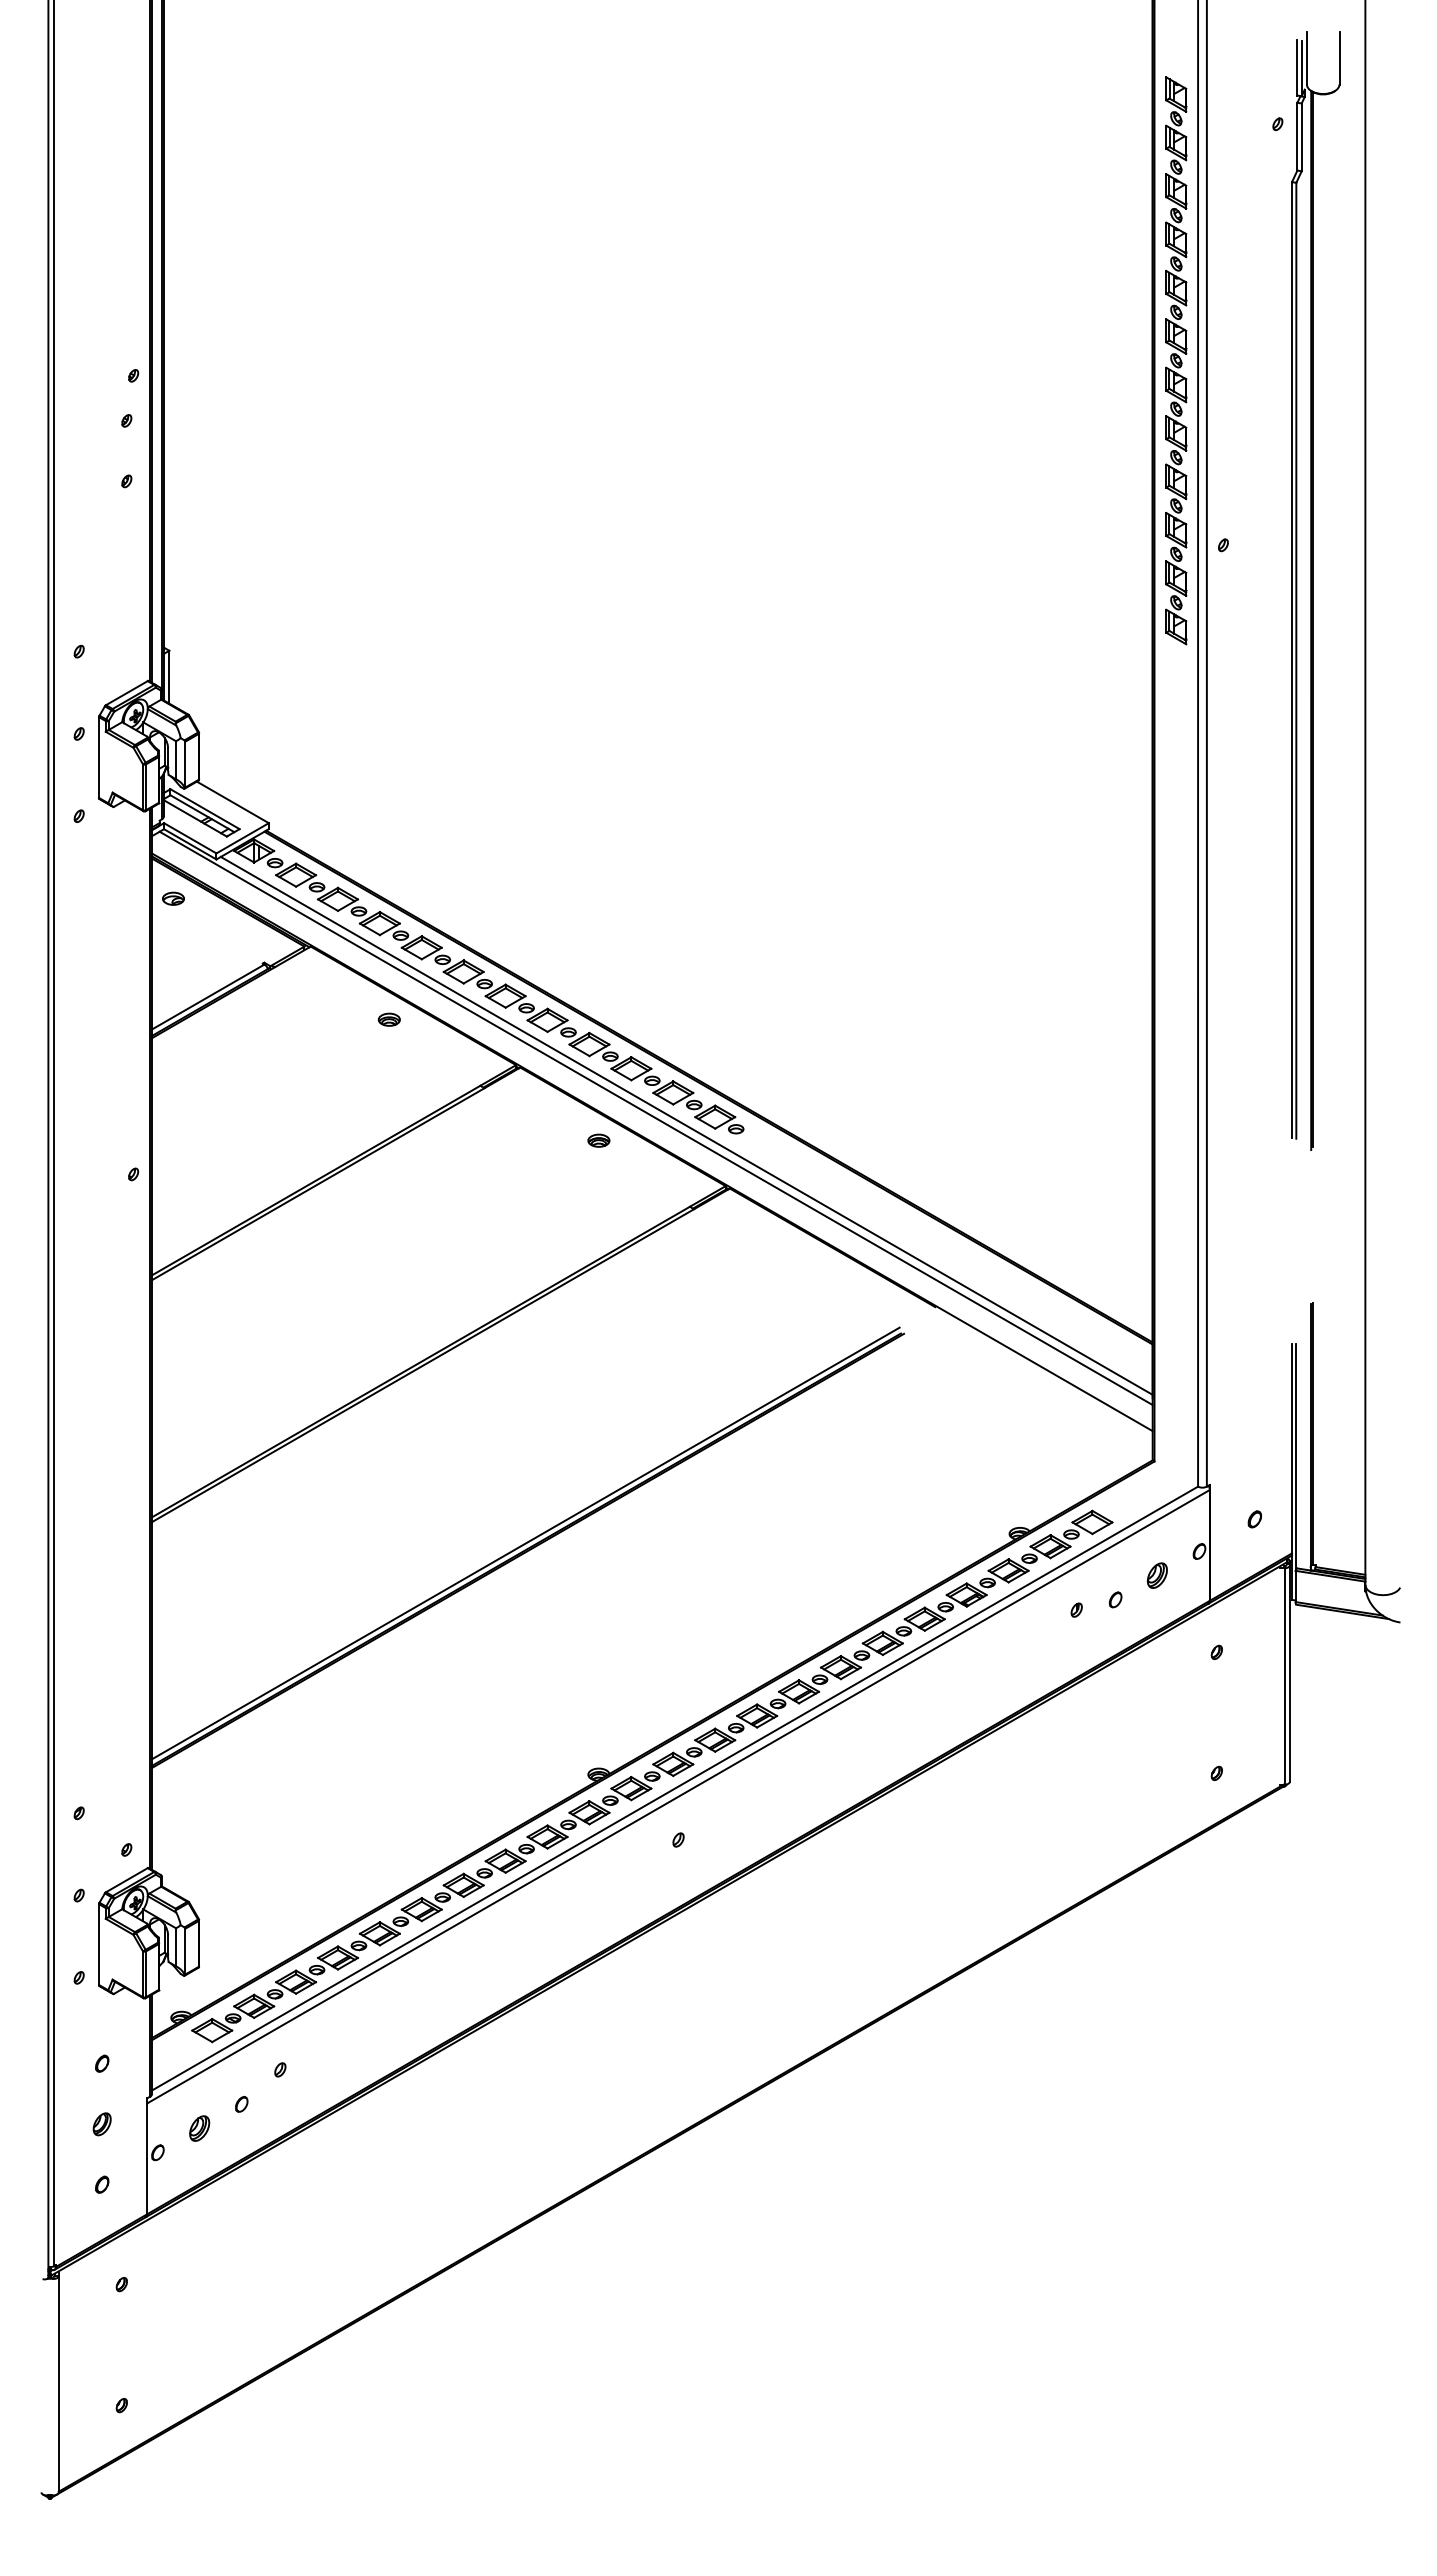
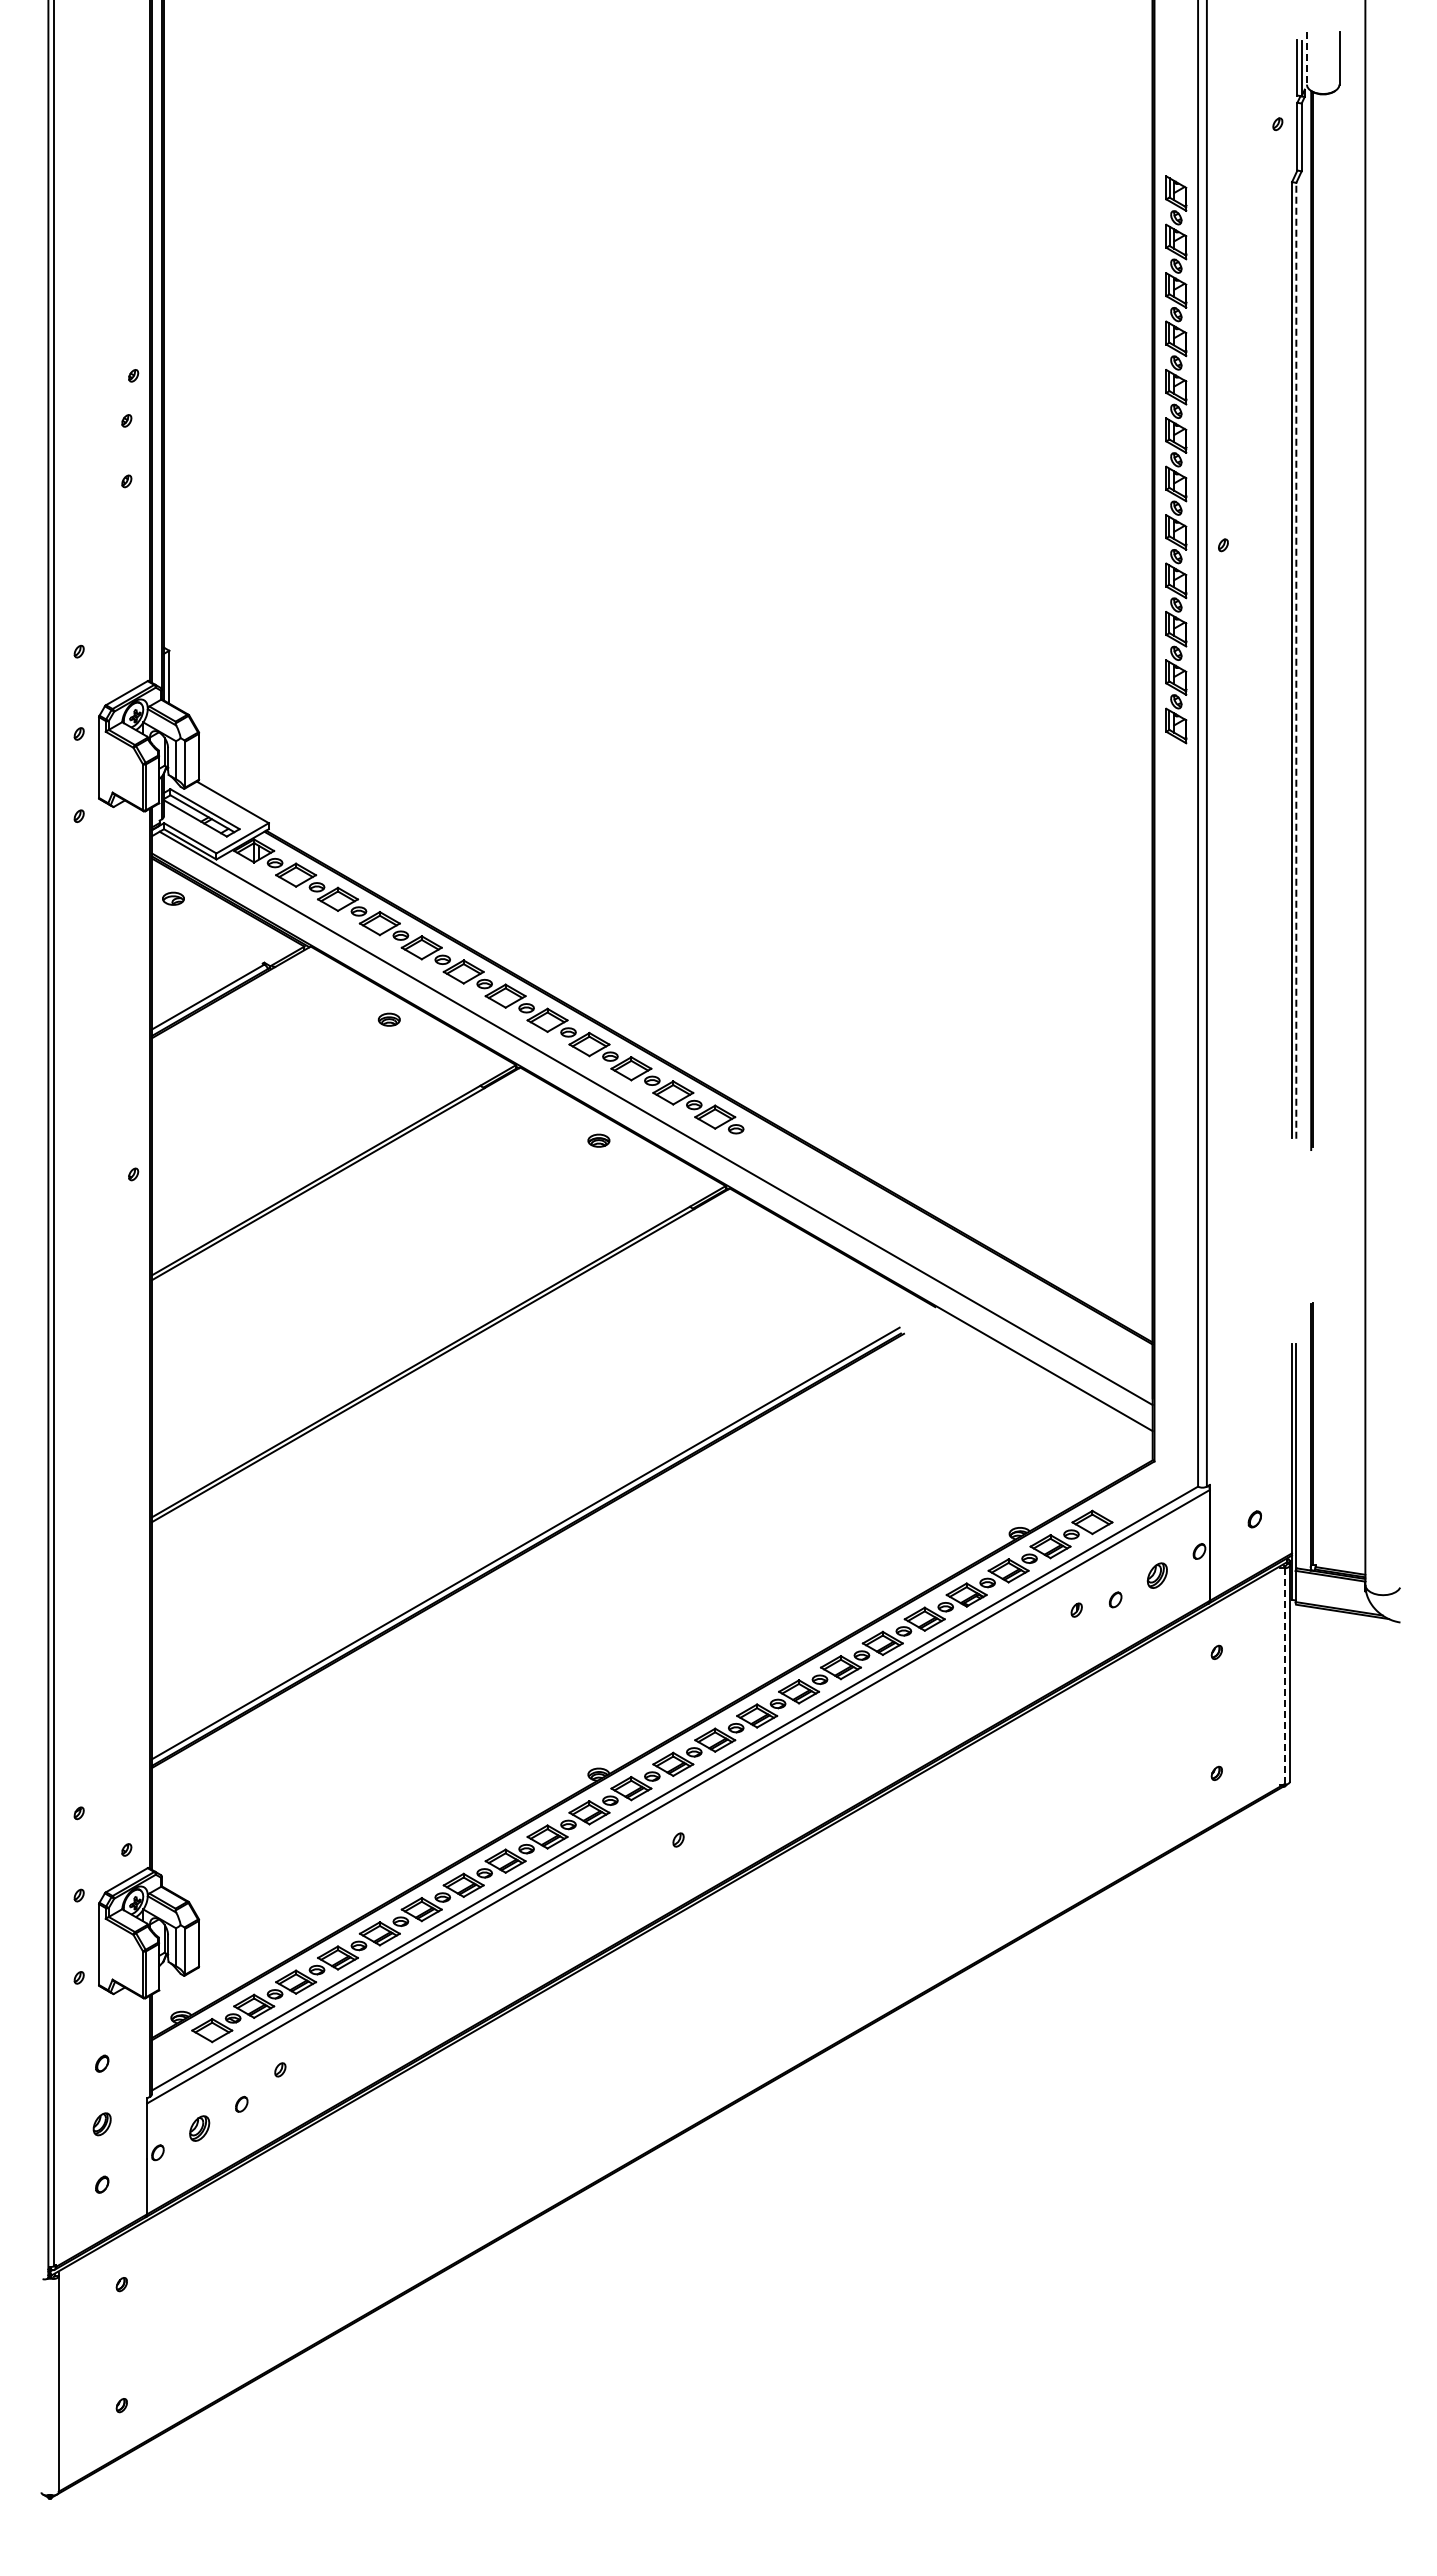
line: solid -> dashed (1306, 58)
part position: (1176, 360) -> (1176, 459) (1176, 459)
line: solid -> dashed (1296, 660)
line: present -> none (686, 1125)
line: solid -> dashed (1284, 1677)
